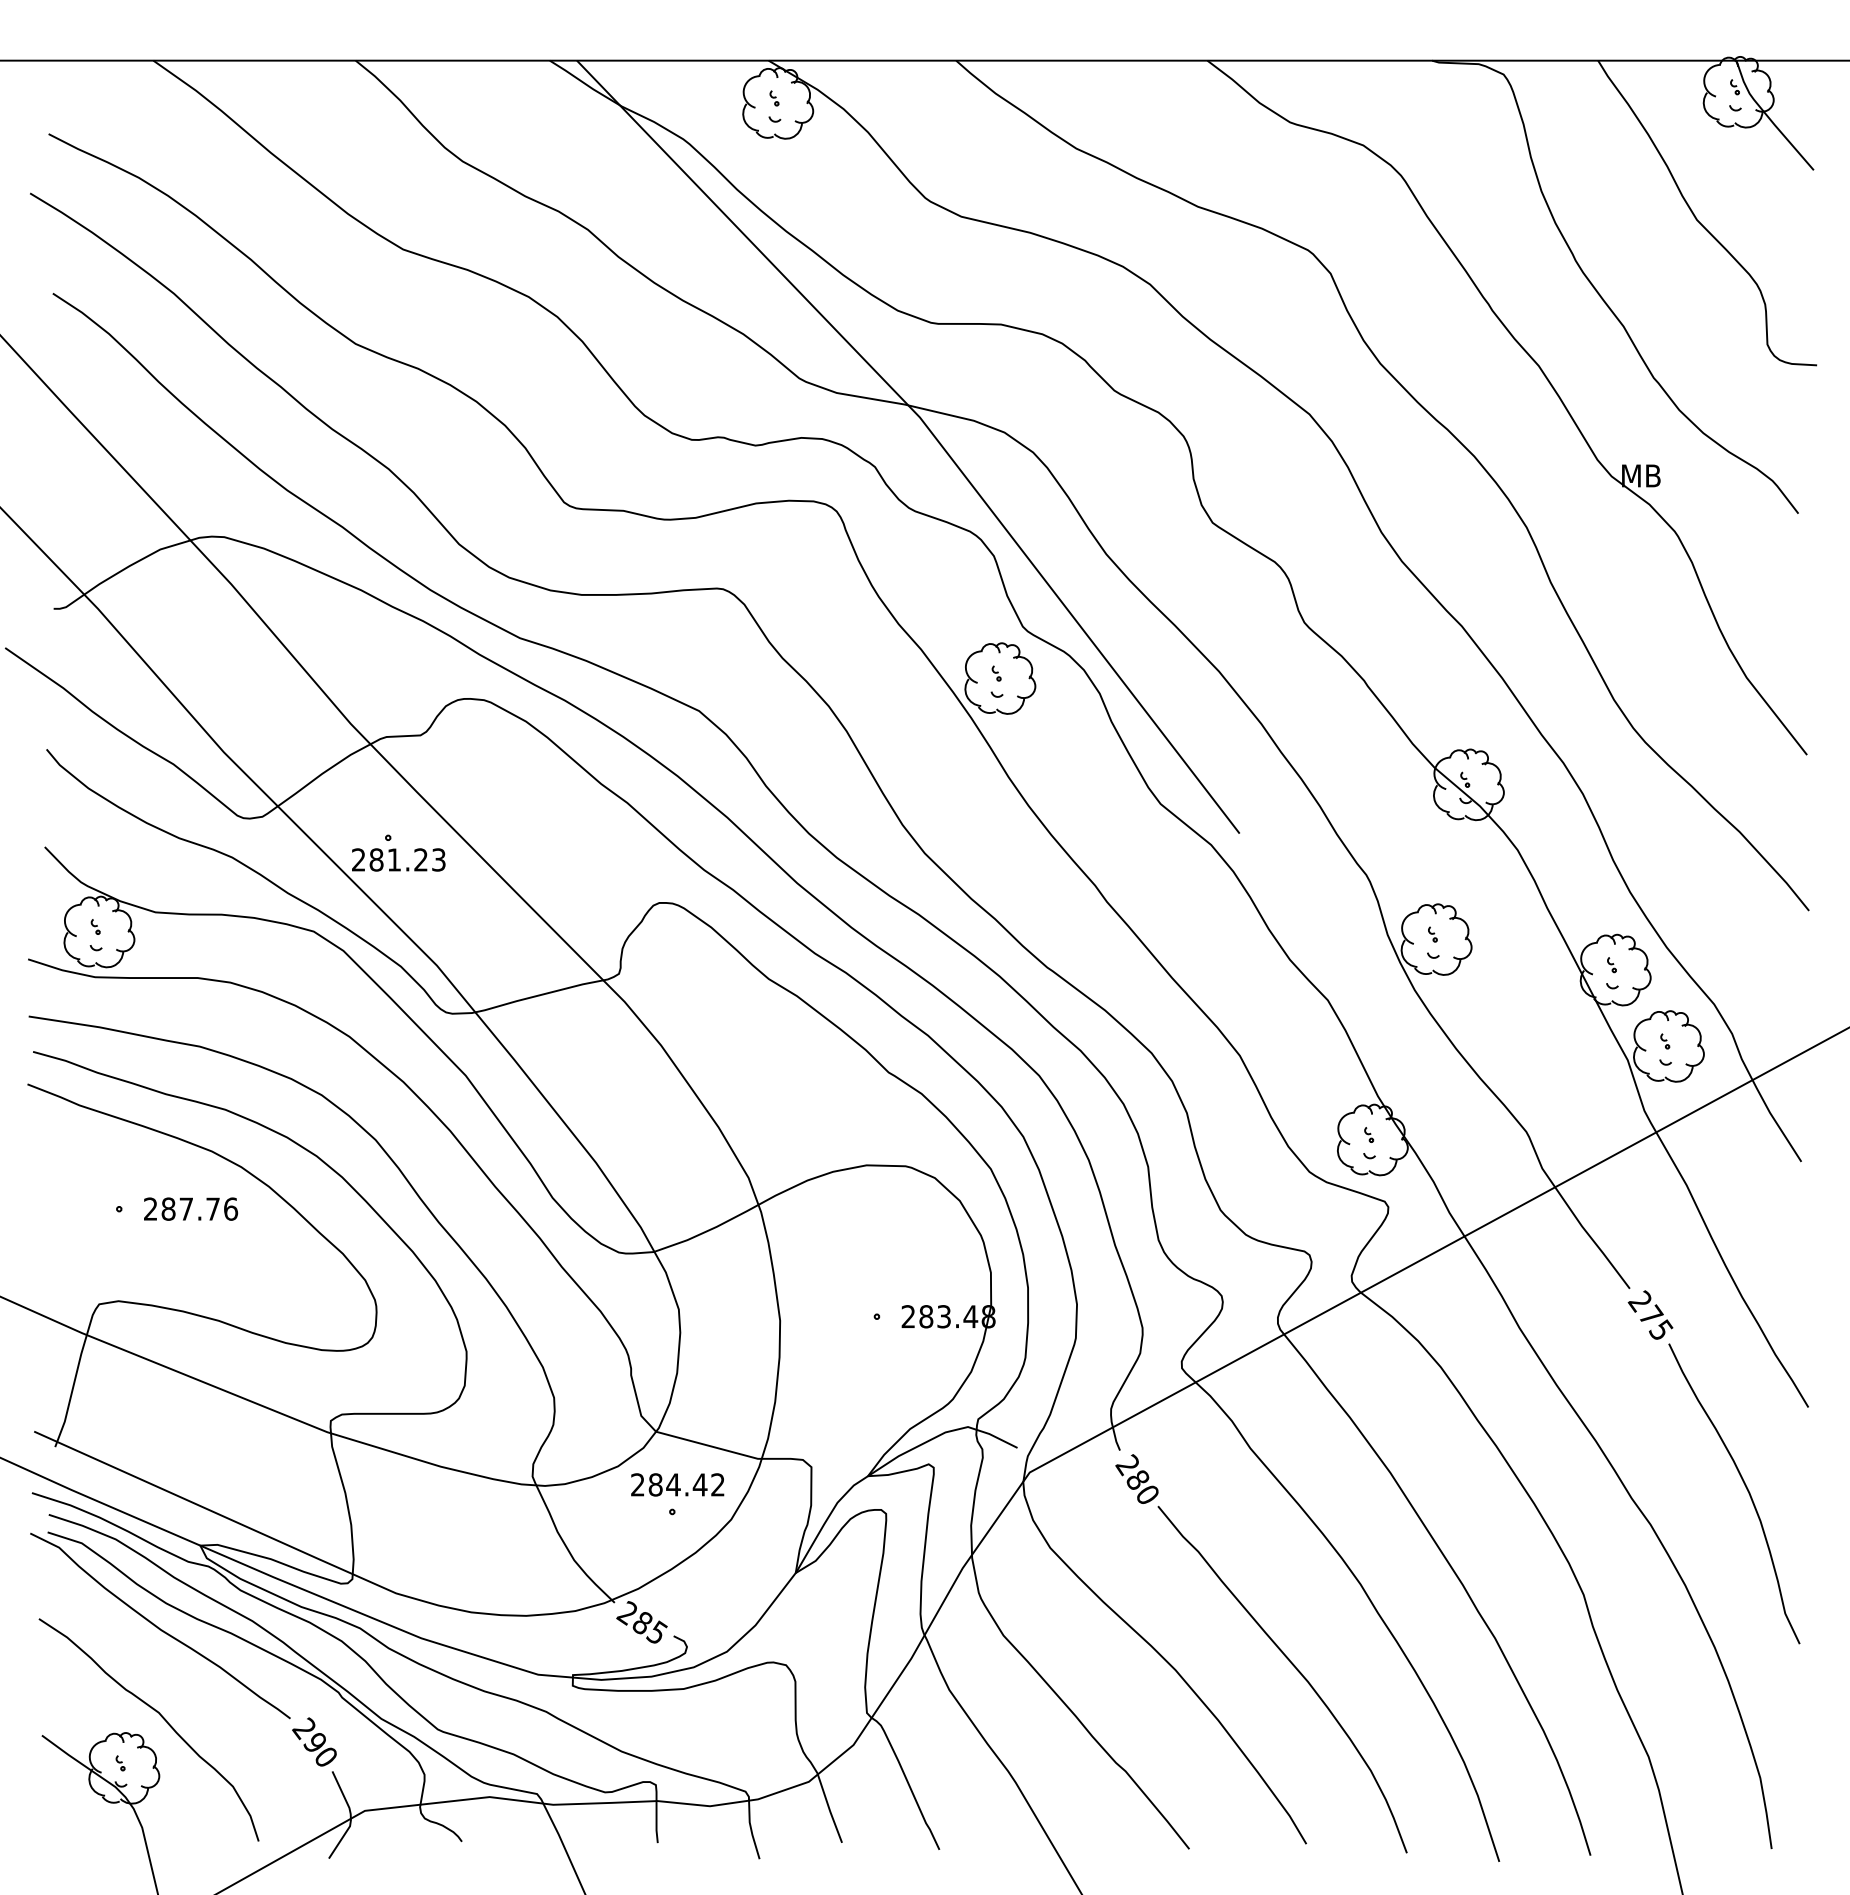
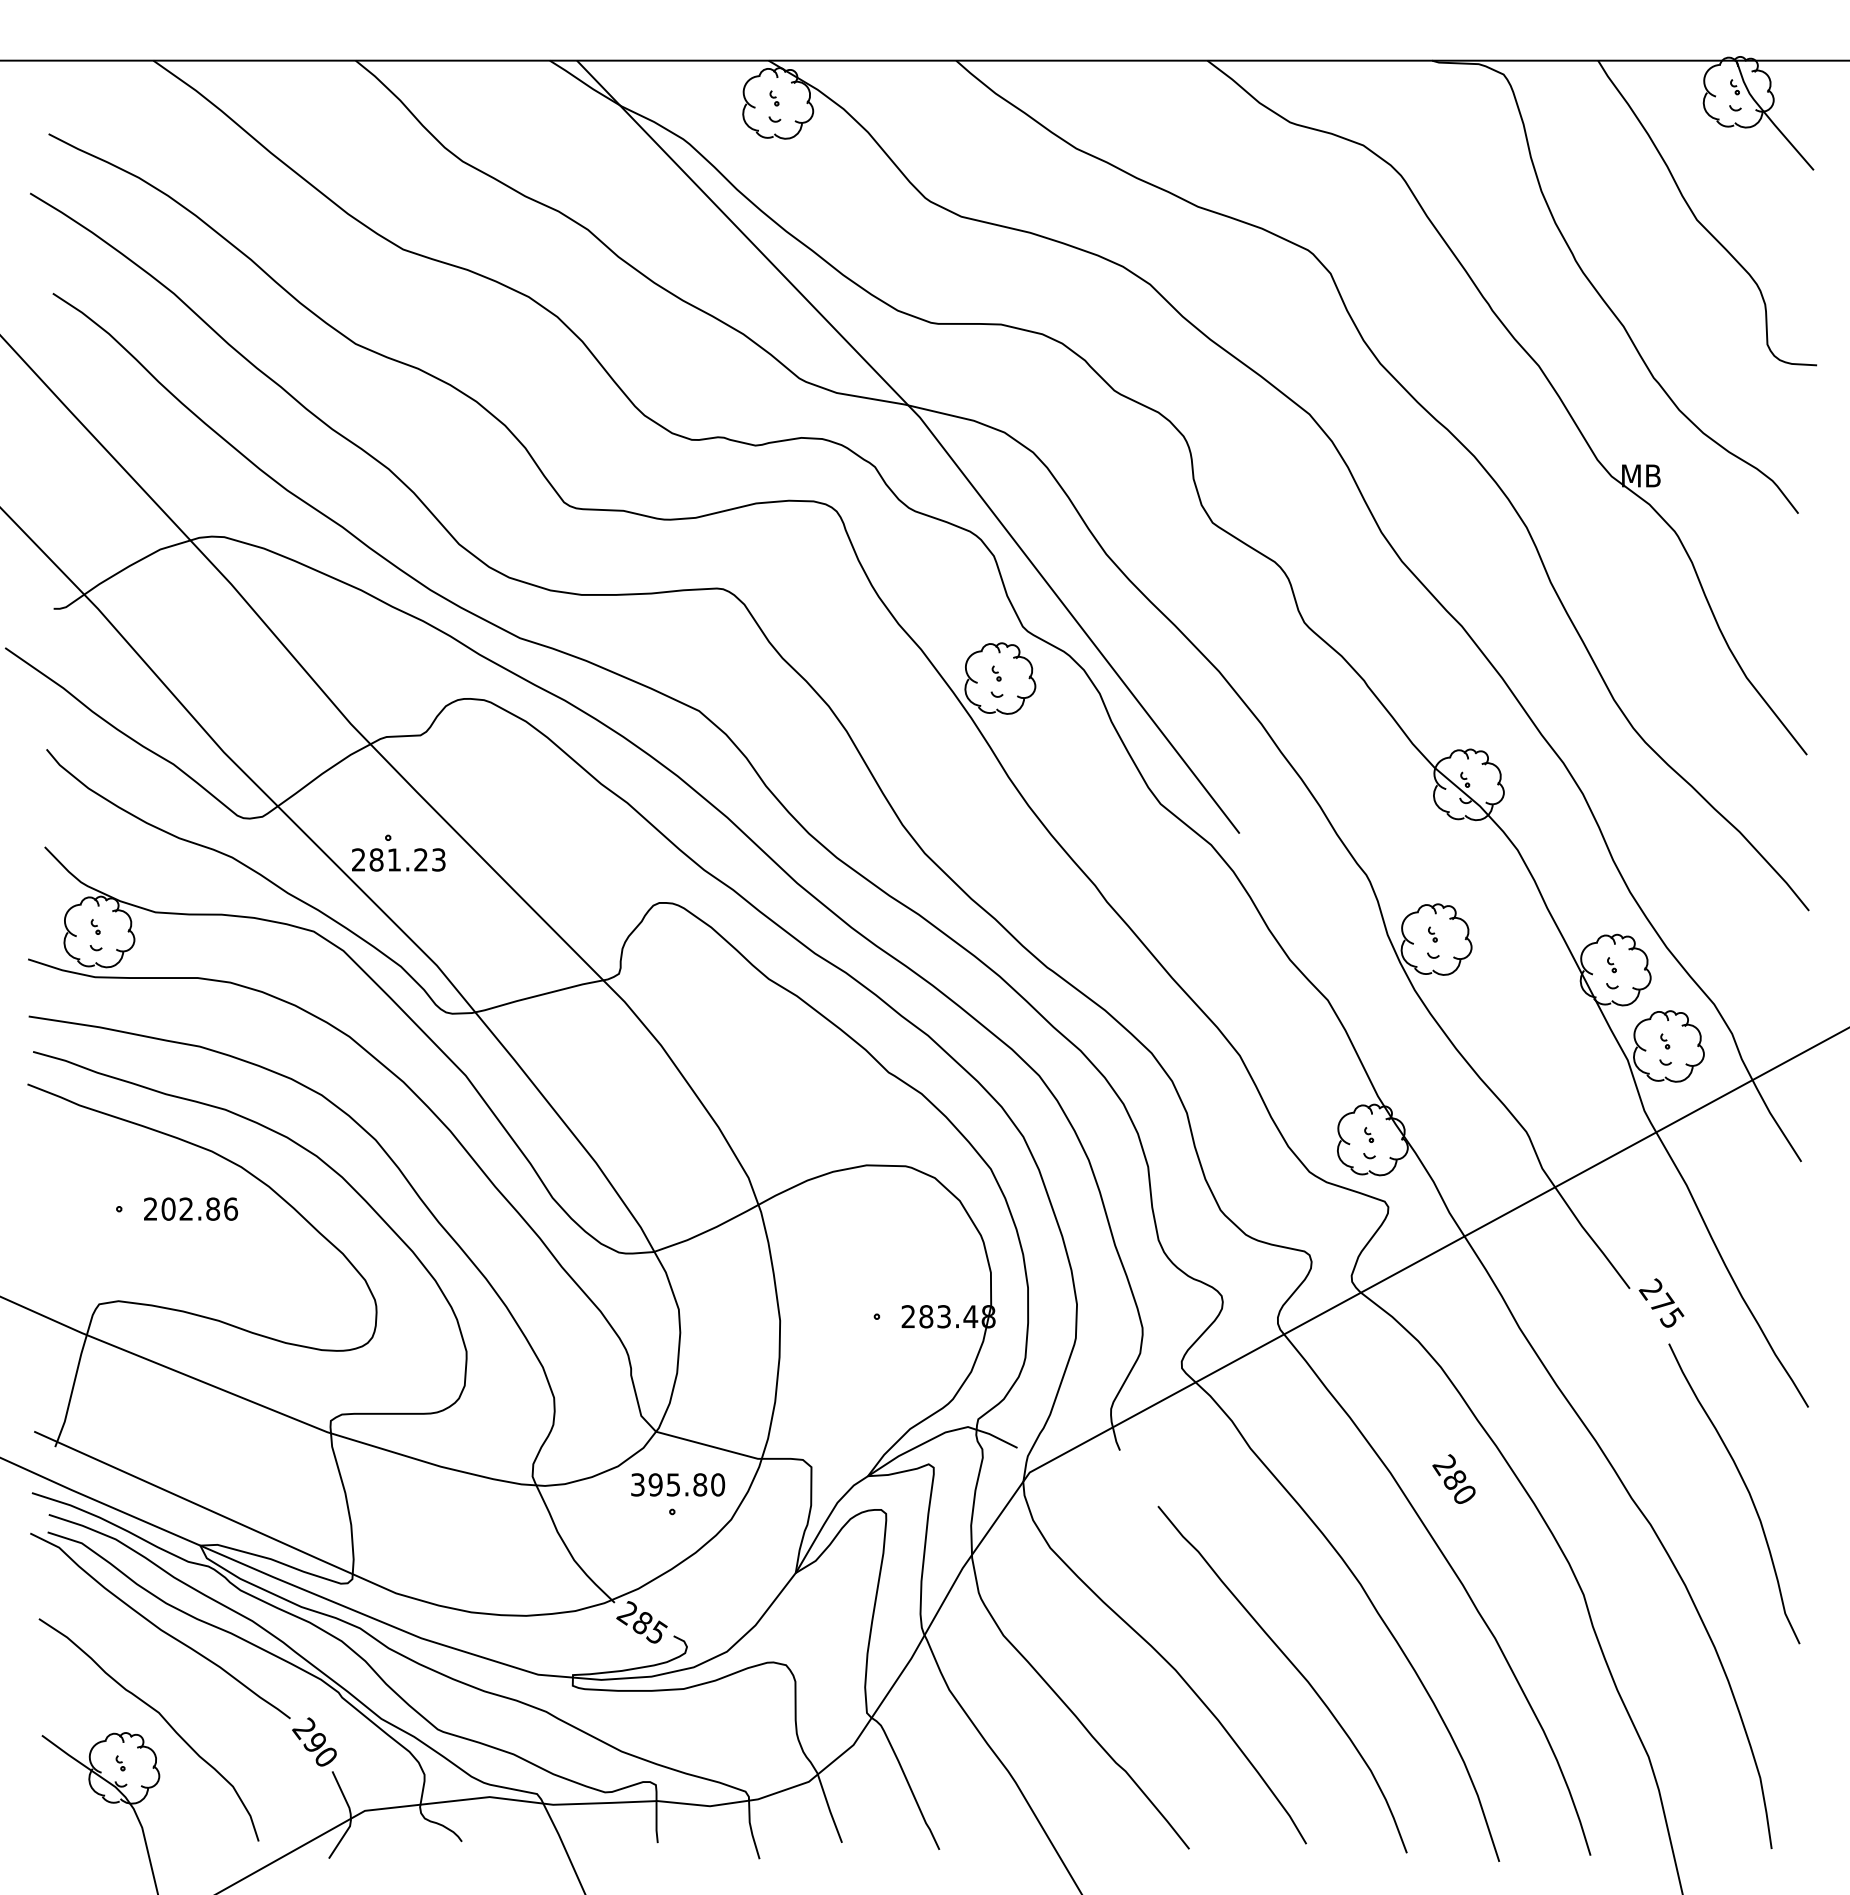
text: 287.76 -> 202.86 (190, 1208)
text position: (1650, 1314) -> (1661, 1302) (1661, 1302)
text position: (1136, 1478) -> (1453, 1478) (1453, 1478)
text: 284.42 -> 395.80 (678, 1484)
